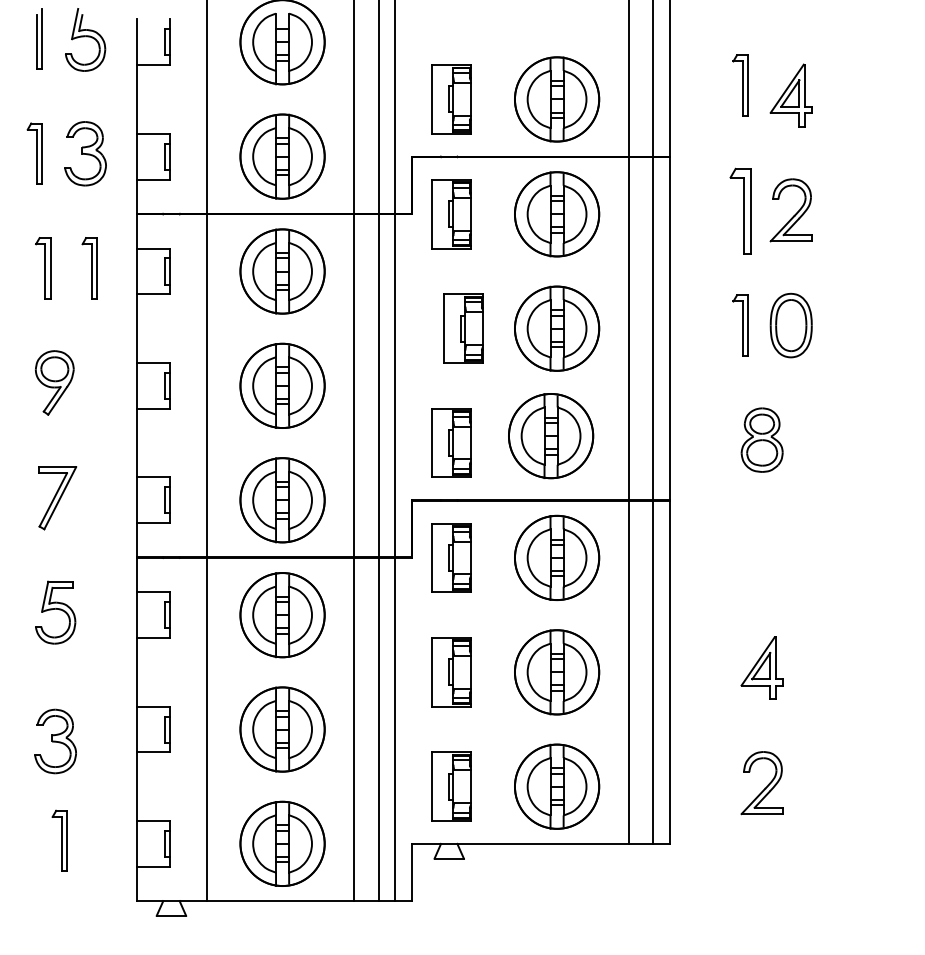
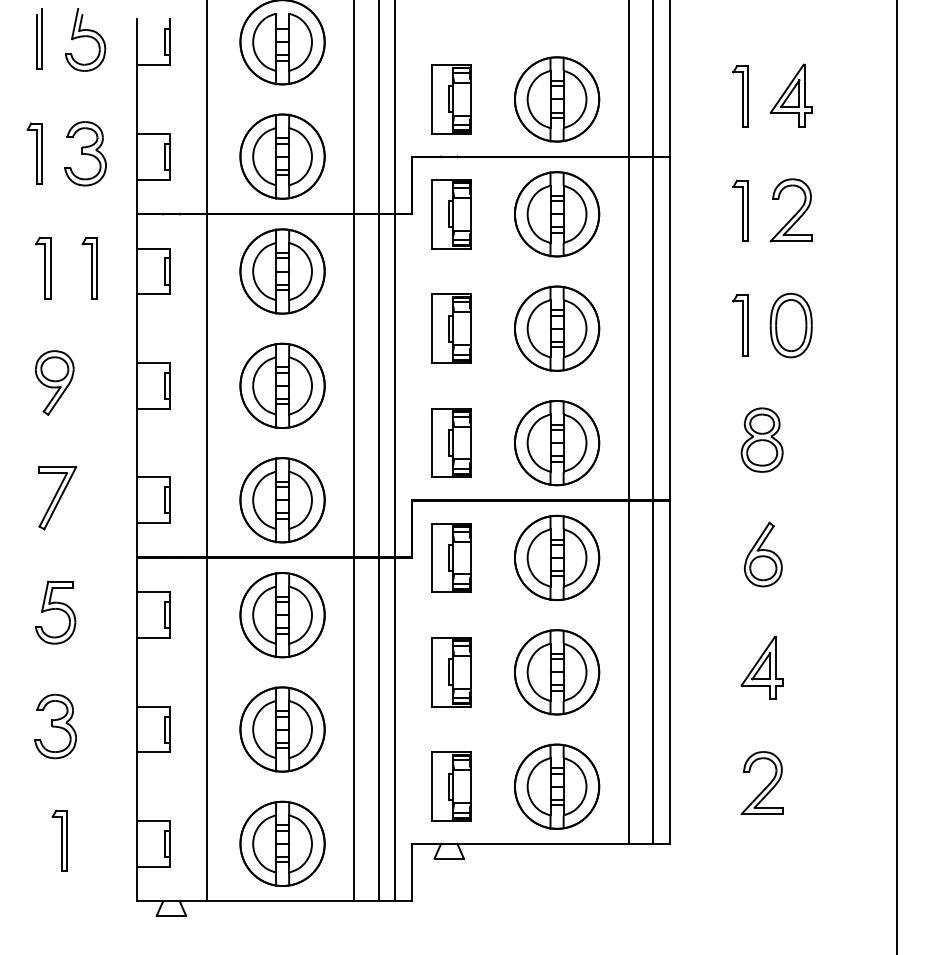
part position: (740, 85) -> (740, 96) (740, 96)
part size: 23x88 px -> 17x63 px (740, 210)
part position: (463, 328) -> (451, 328) (451, 328)
part position: (551, 436) -> (557, 443) (557, 443)
line: none -> present (897, 476)
part: none -> present (762, 554)
part position: (55, 741) -> (55, 726) (55, 726)
